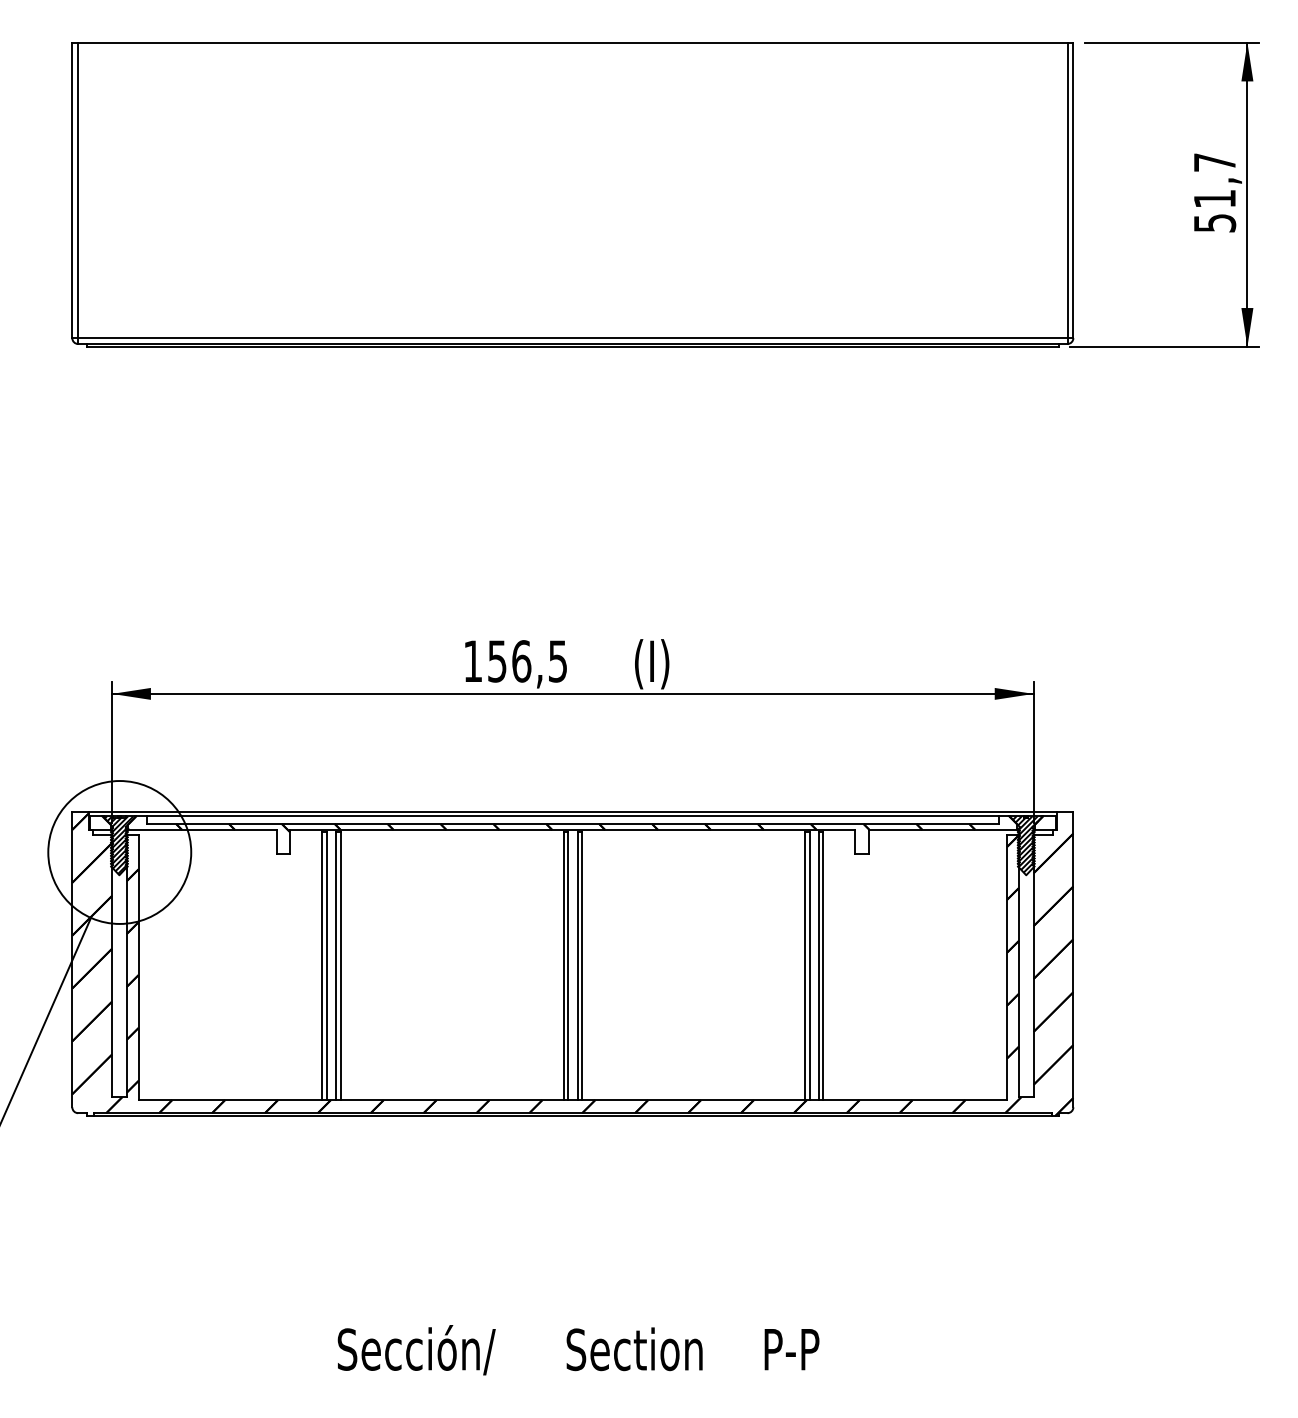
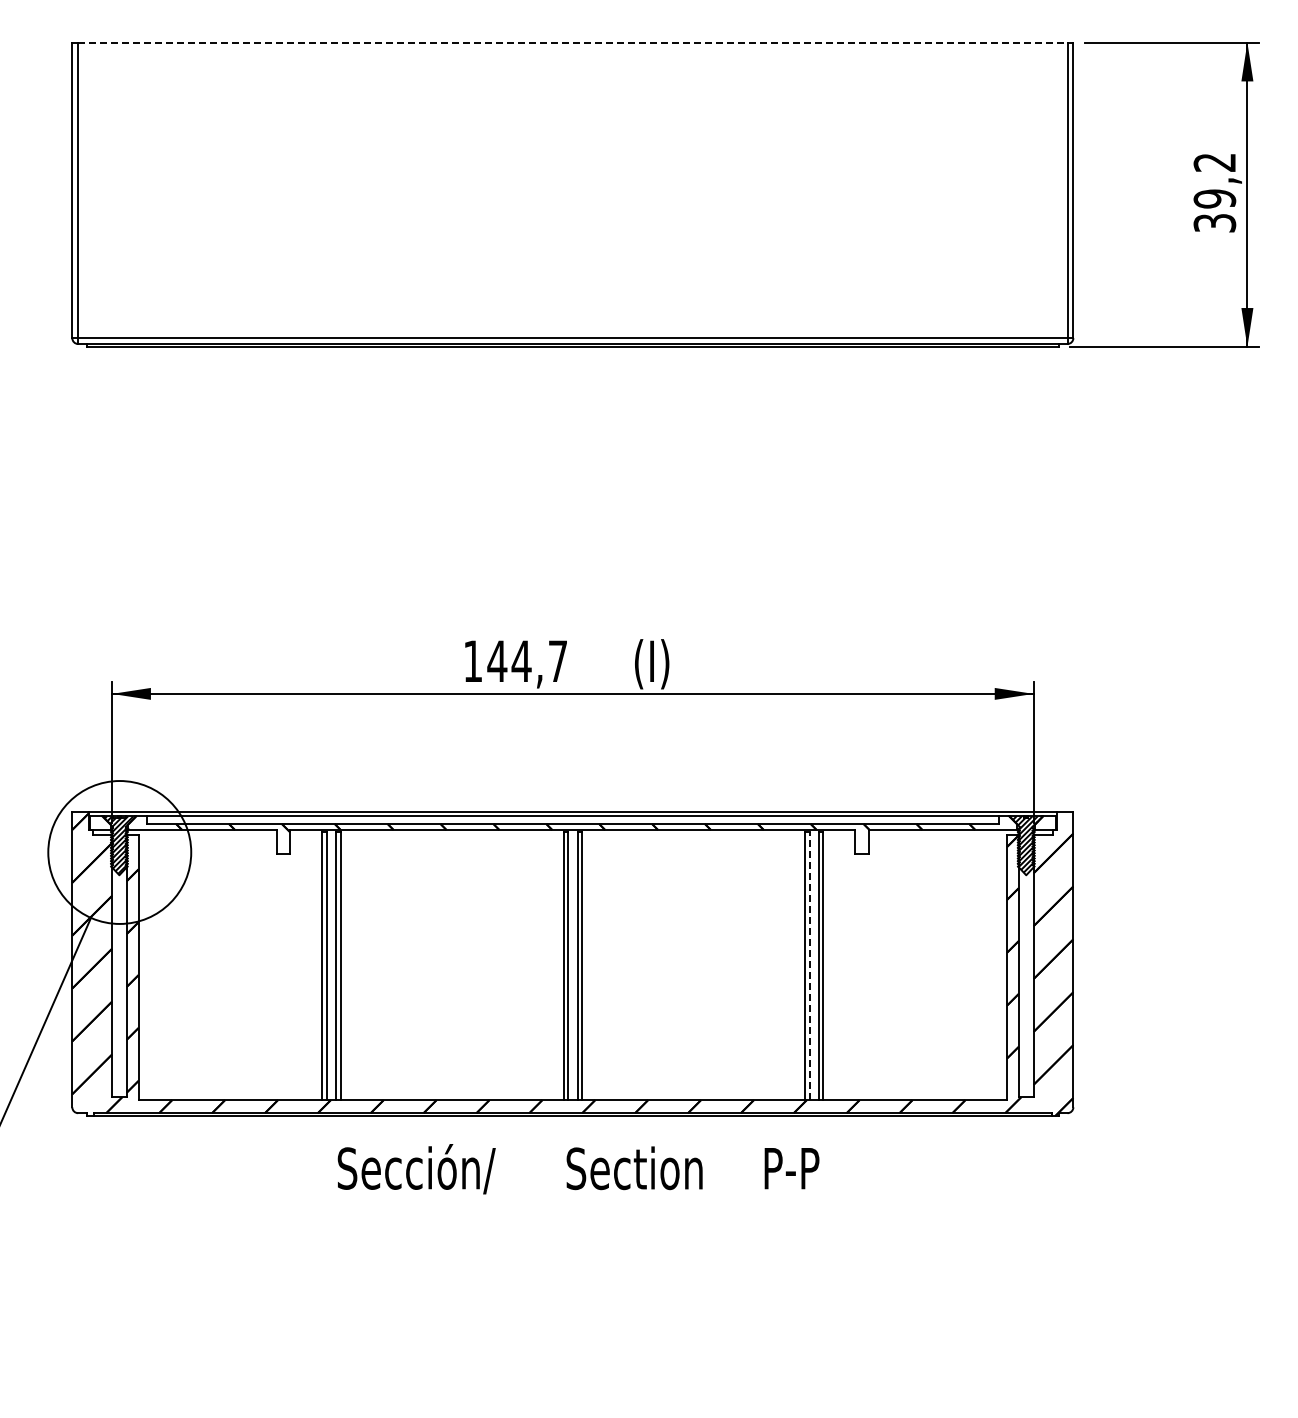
line: solid -> dashed (572, 42)
text: 51,7 -> 39,2 (1214, 192)
text: 156,5 -> 144,7 (526, 661)
line: solid -> dashed (809, 966)
text position: (578, 1350) -> (578, 1169) (578, 1169)
